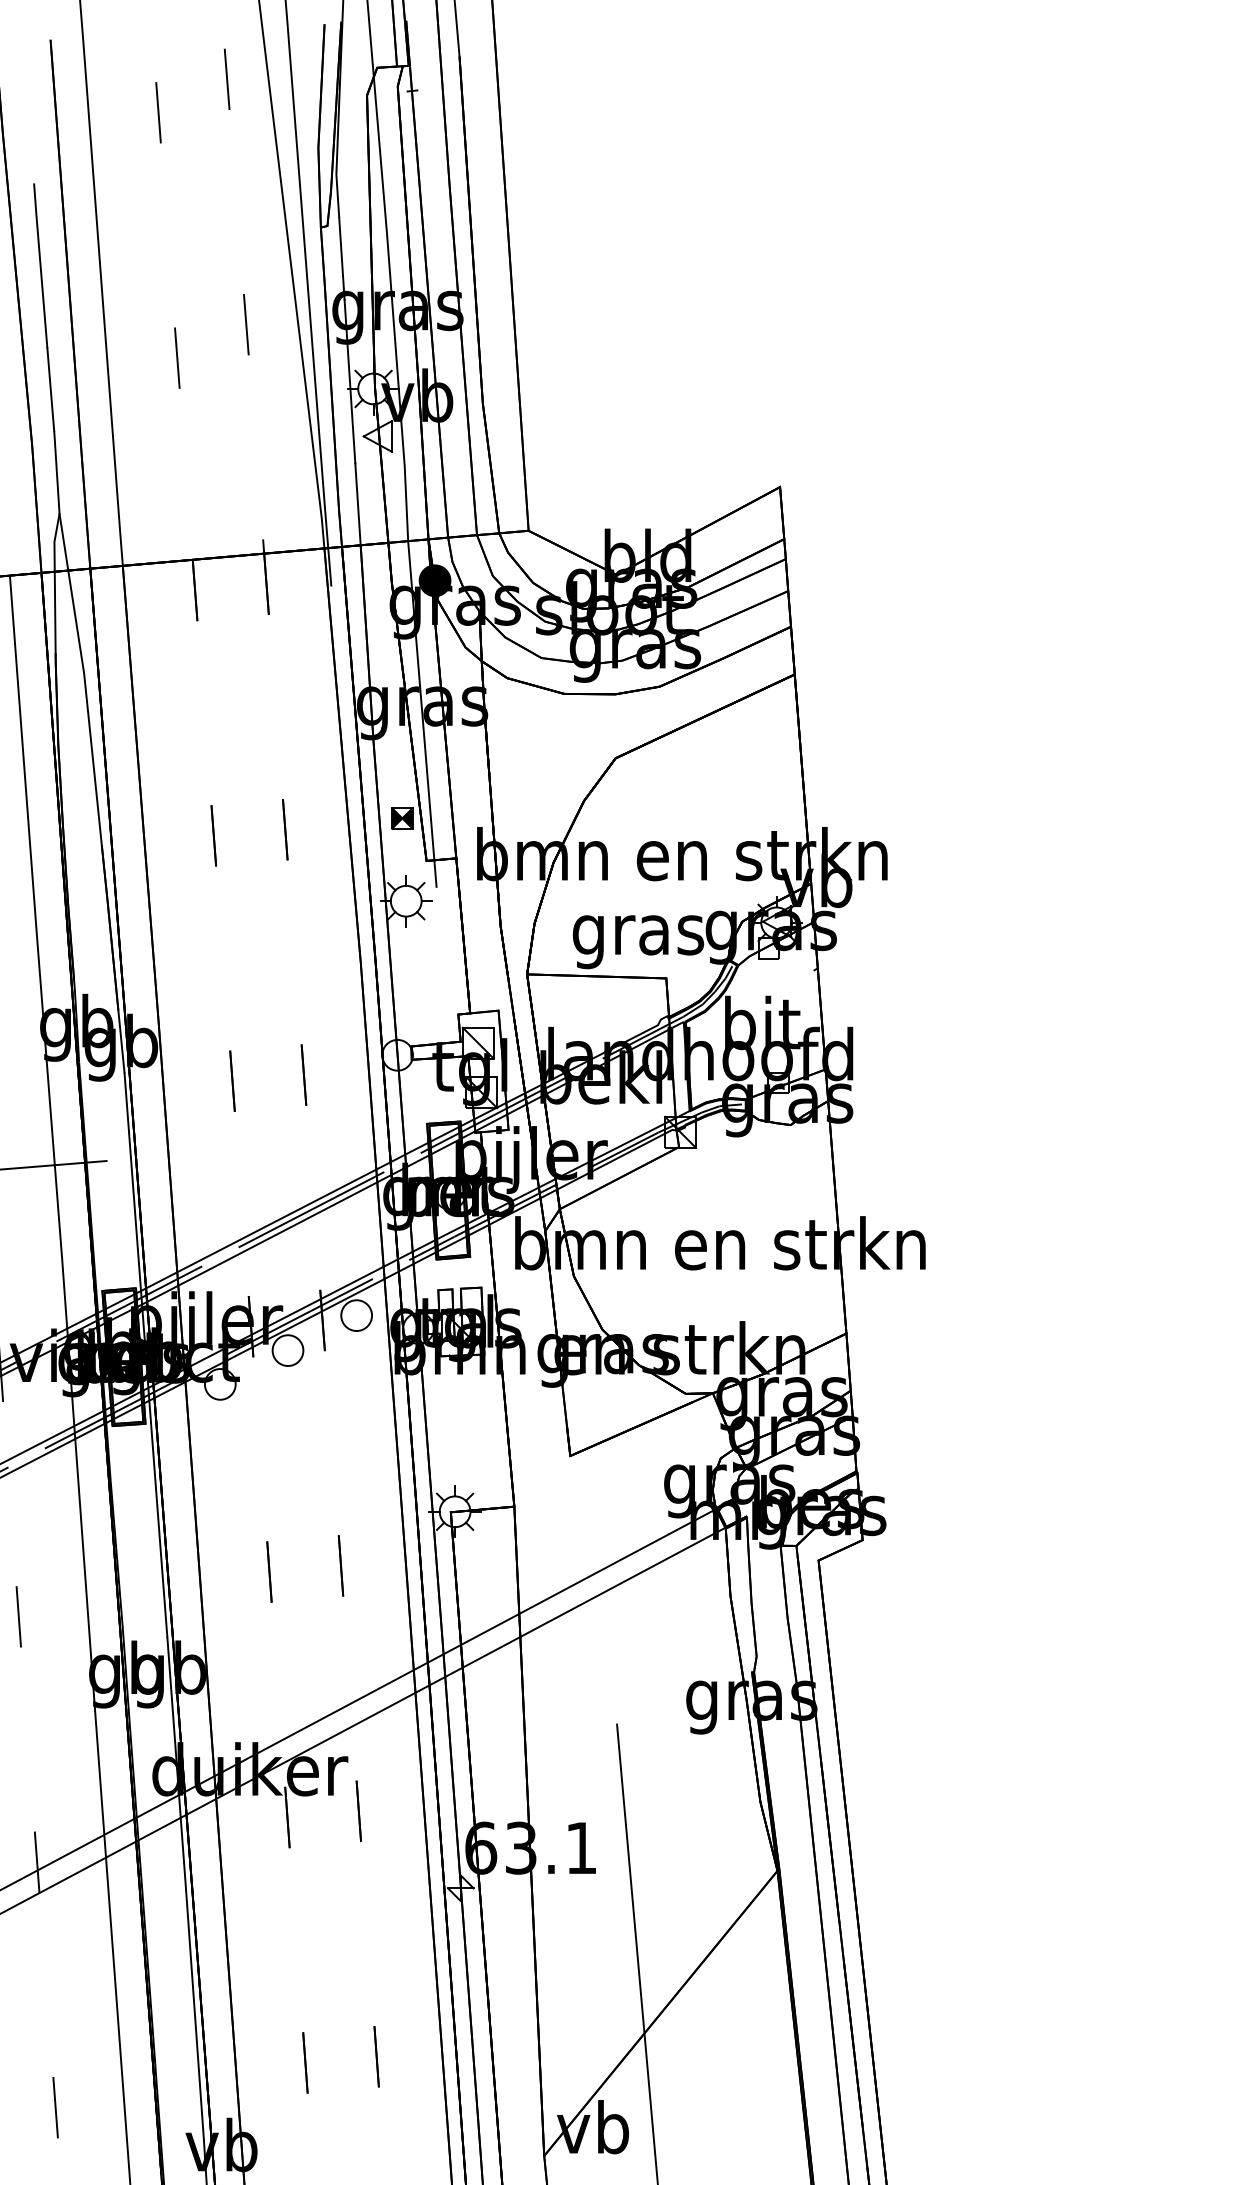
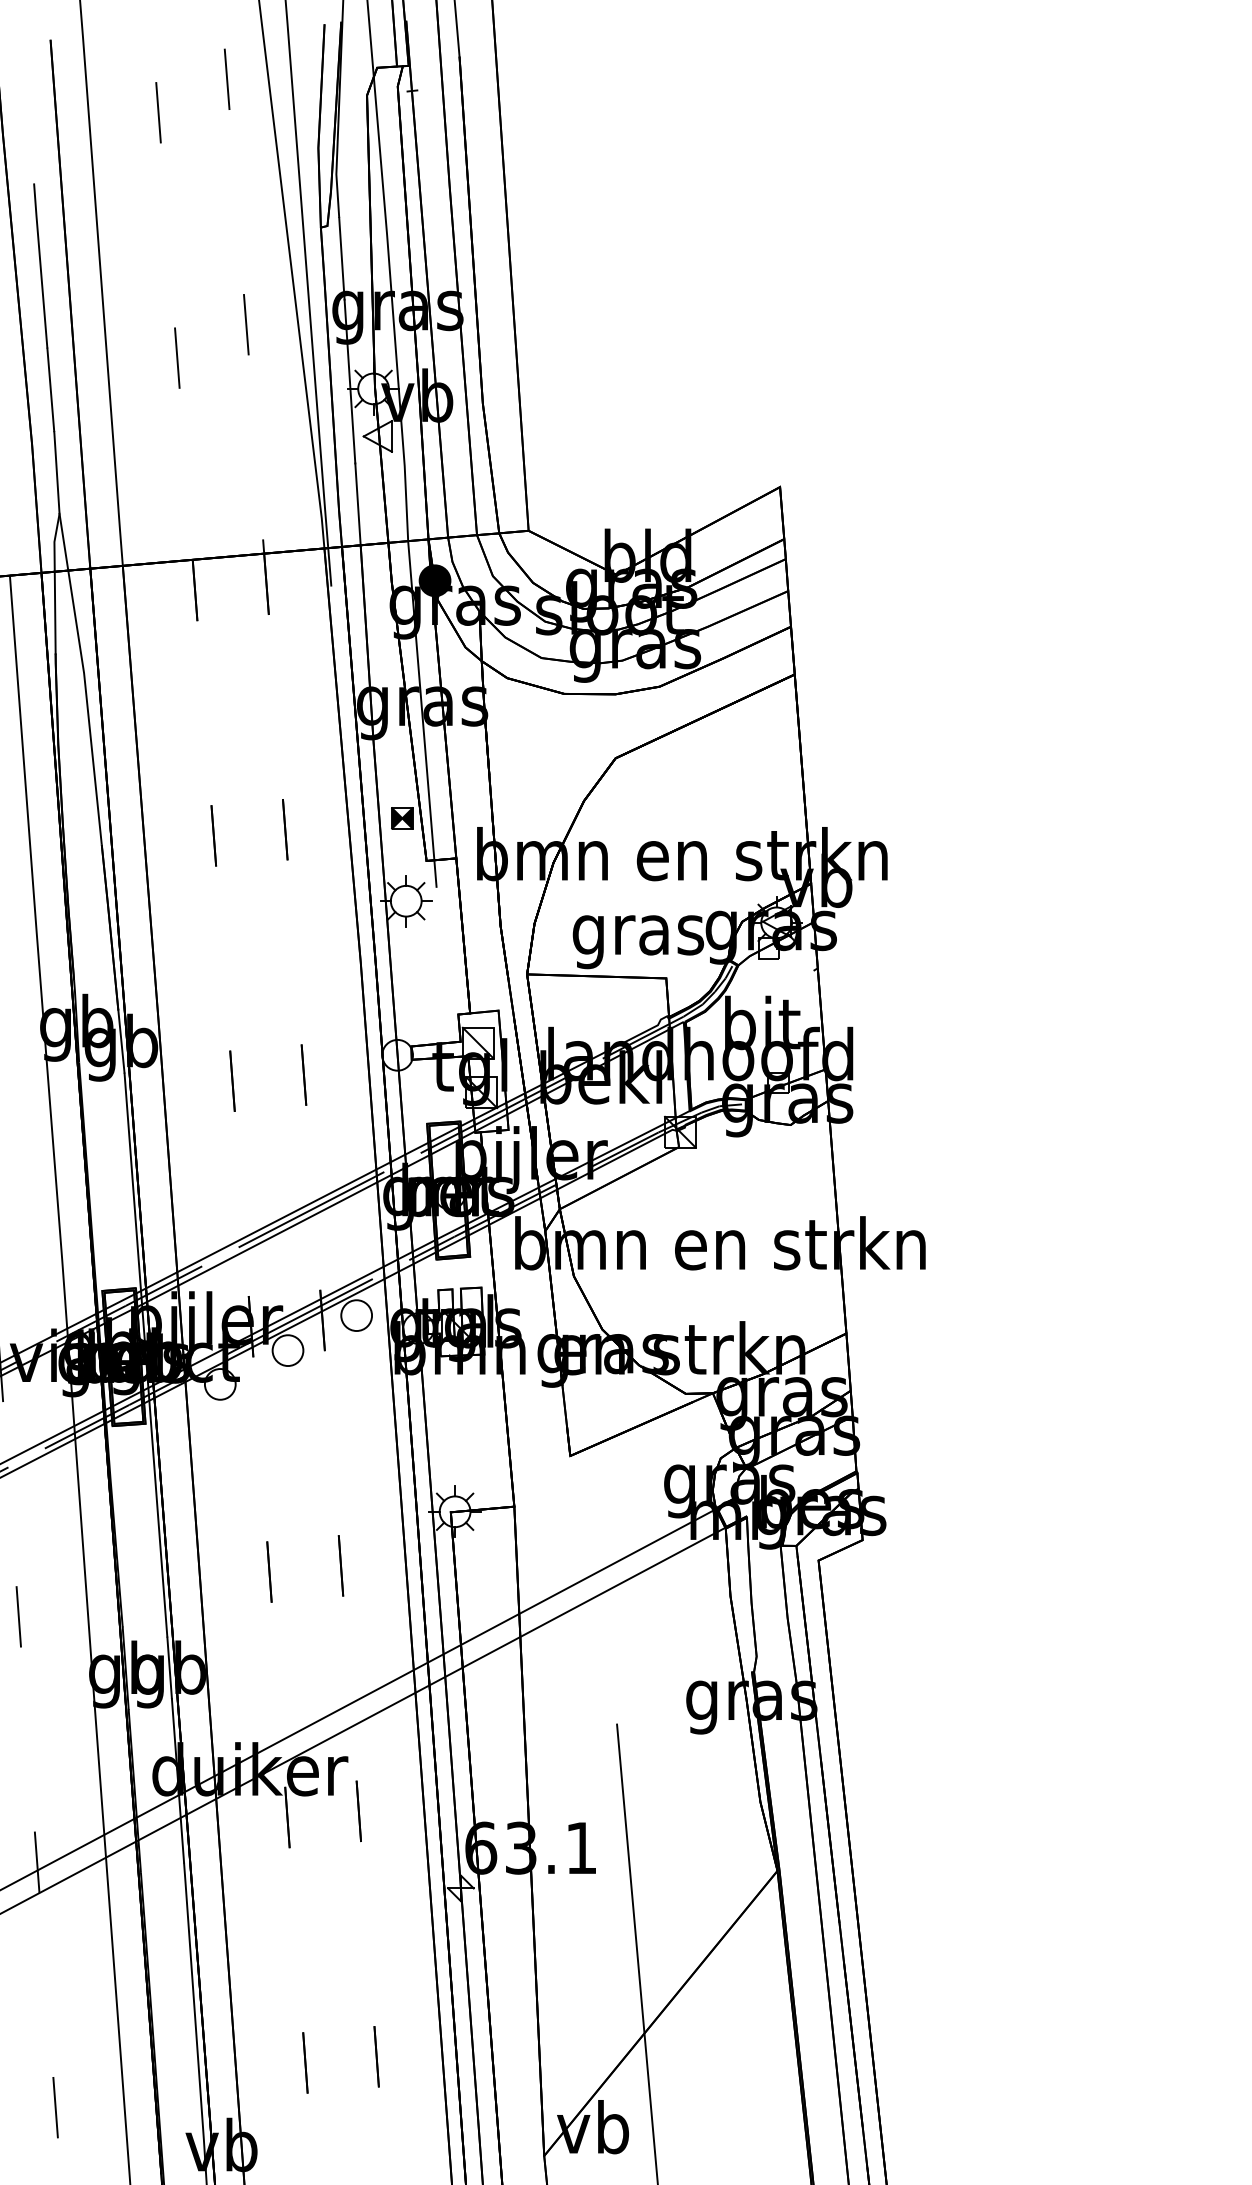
line: present -> none (54, 1165)
